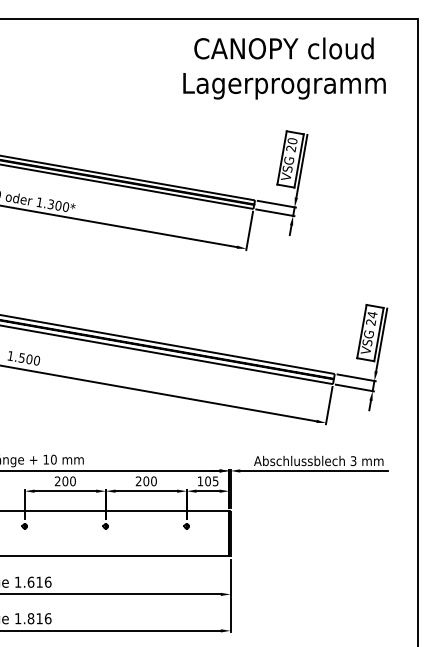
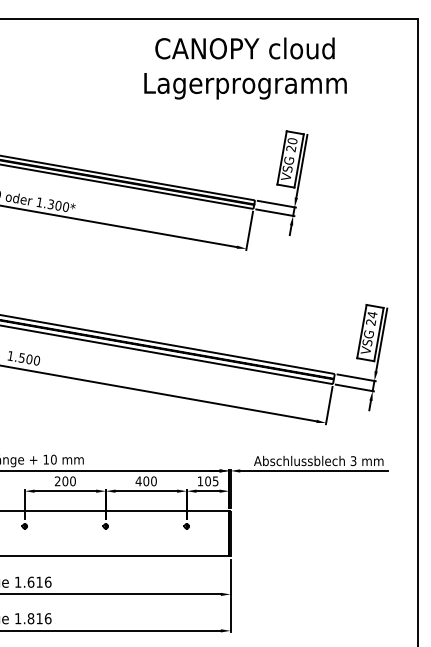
text position: (284, 68) -> (245, 68) (245, 68)
text: 200 -> 400 (138, 481)
